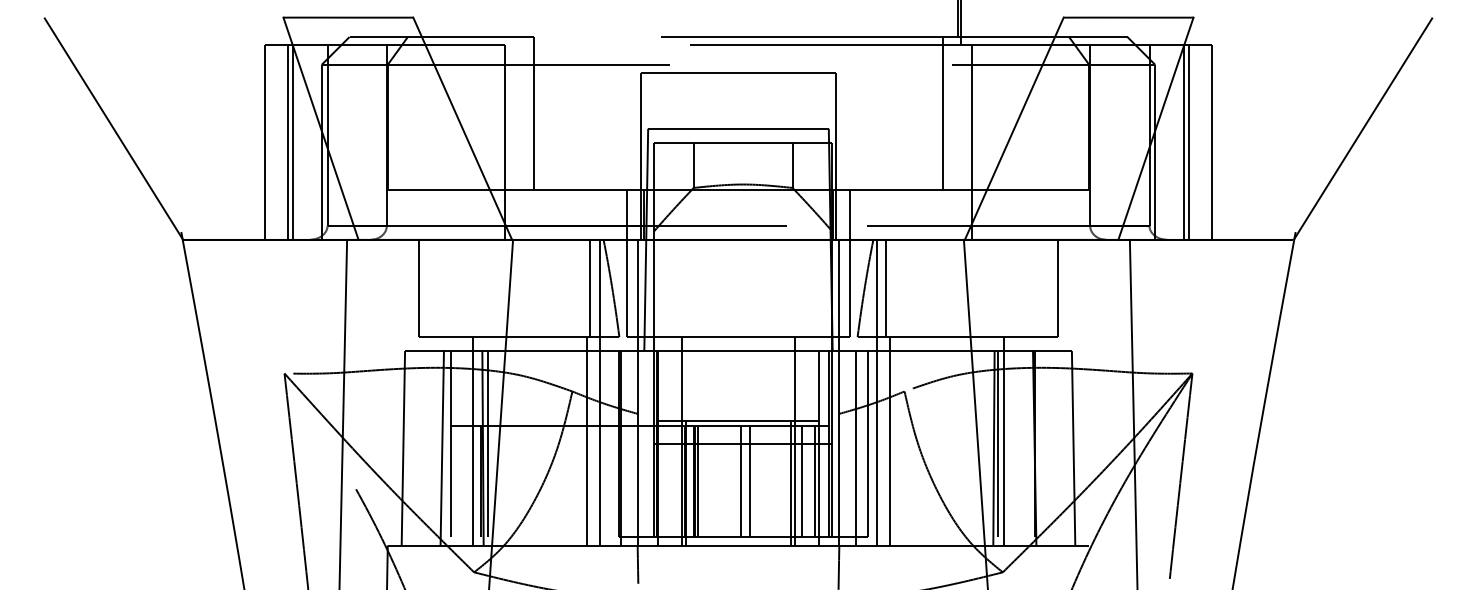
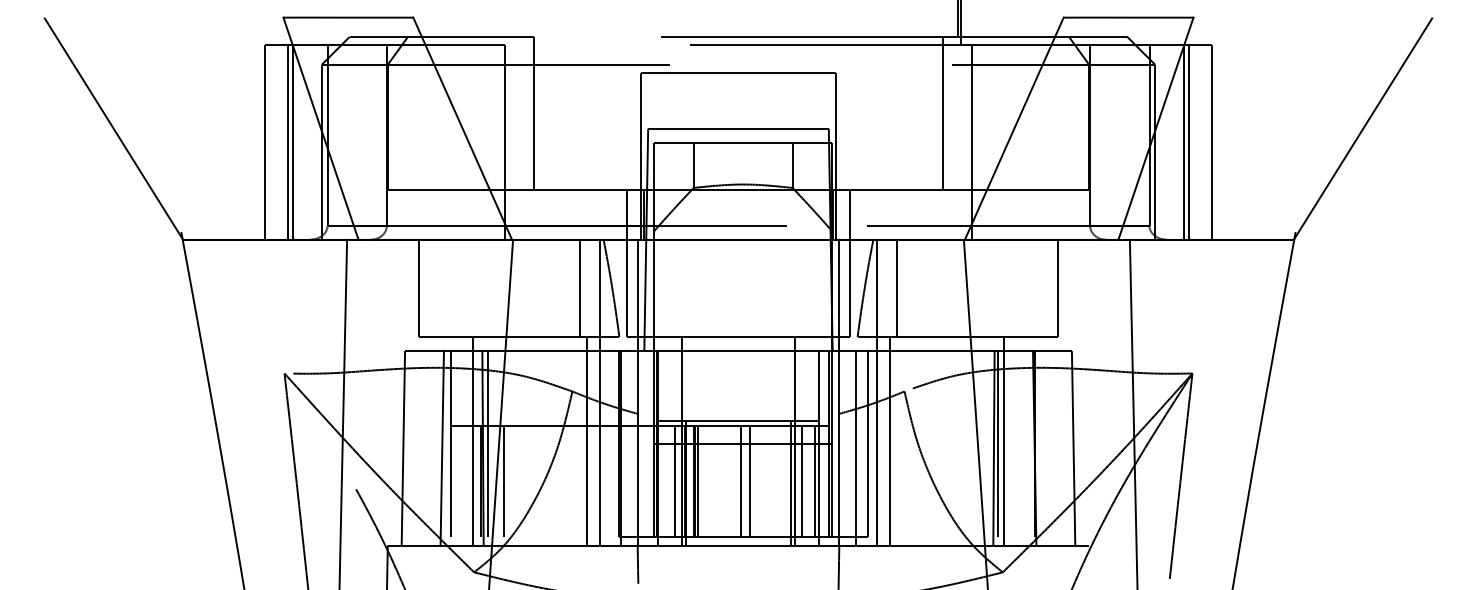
line position: (589, 288) -> (579, 288) (579, 288)
line position: (886, 288) -> (897, 288) (897, 288)
line: none -> present (503, 481)
line: none -> present (675, 481)
